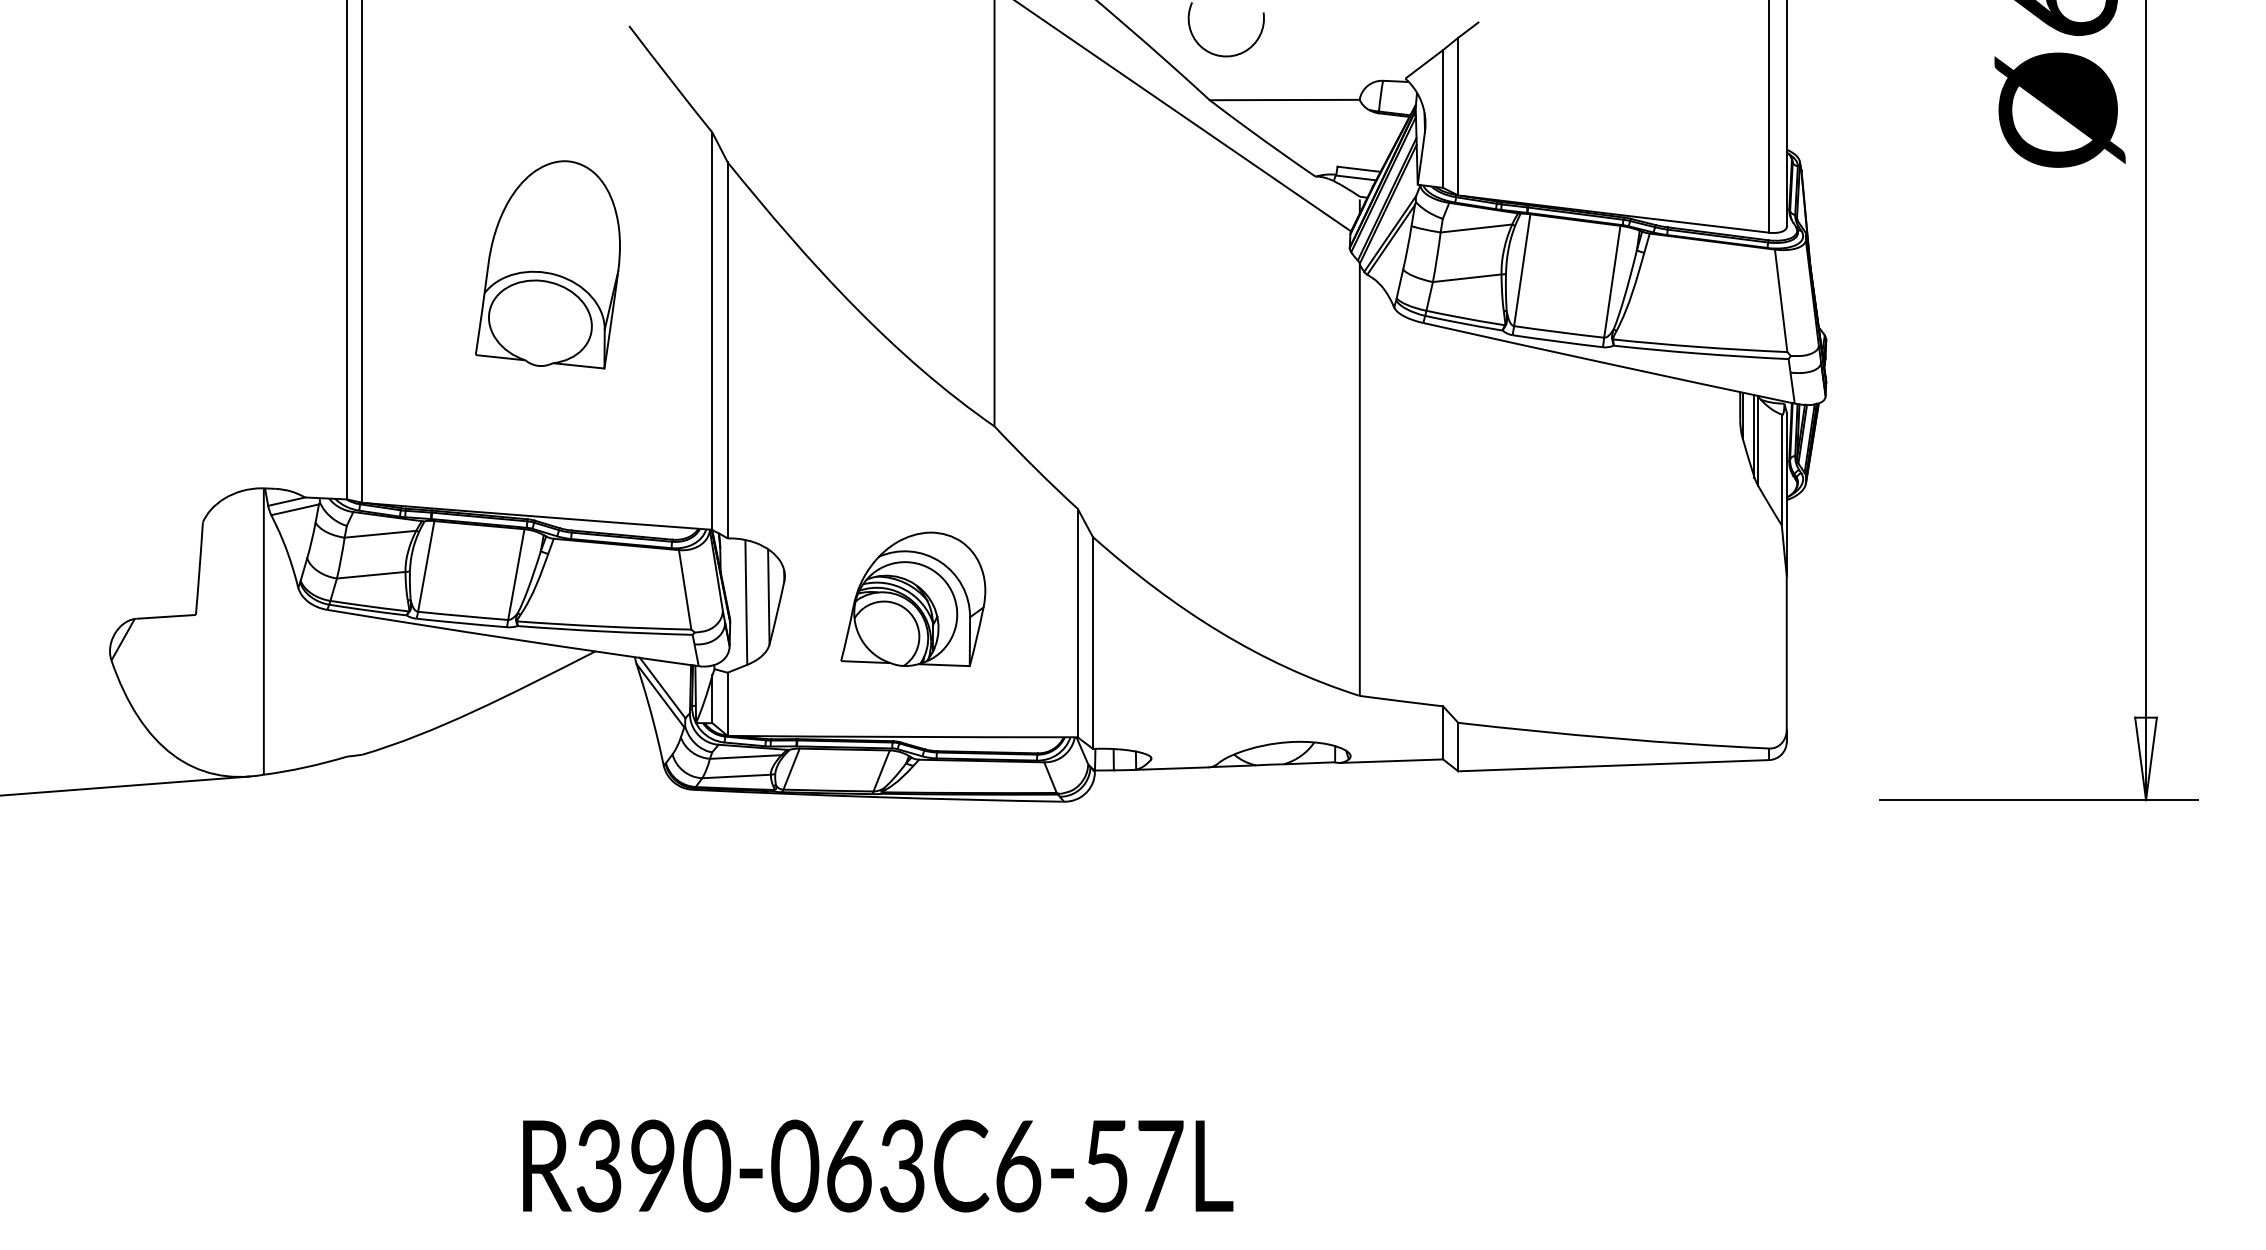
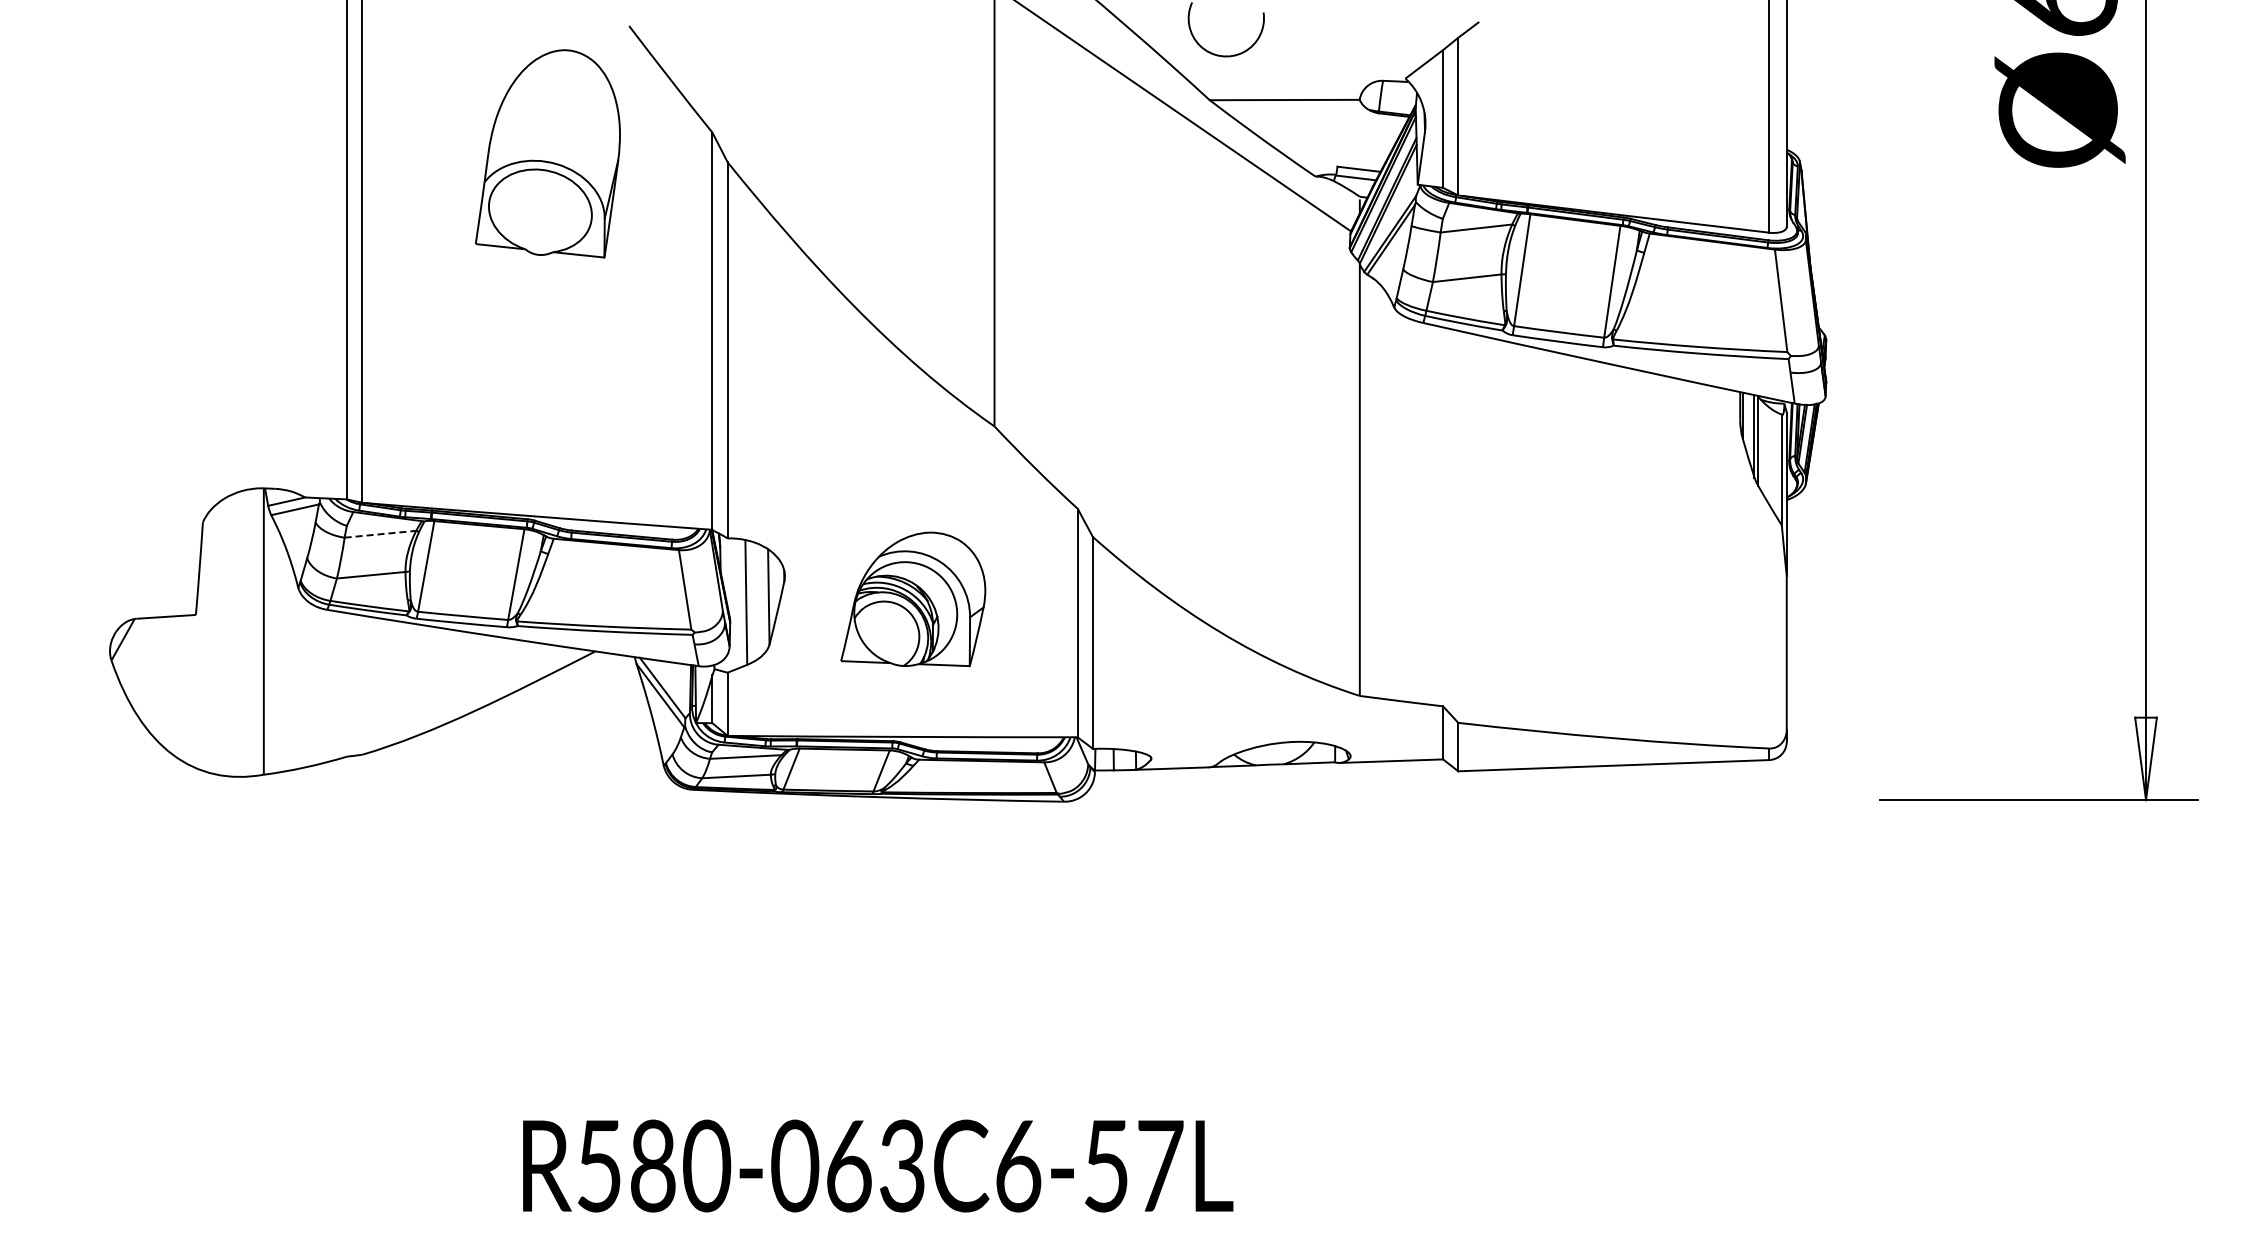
part position: (547, 264) -> (547, 153) (547, 153)
line: solid -> dashed (380, 534)
line: present -> none (125, 785)
text: R390-063C6-57L -> R580-063C6-57L (625, 1165)
